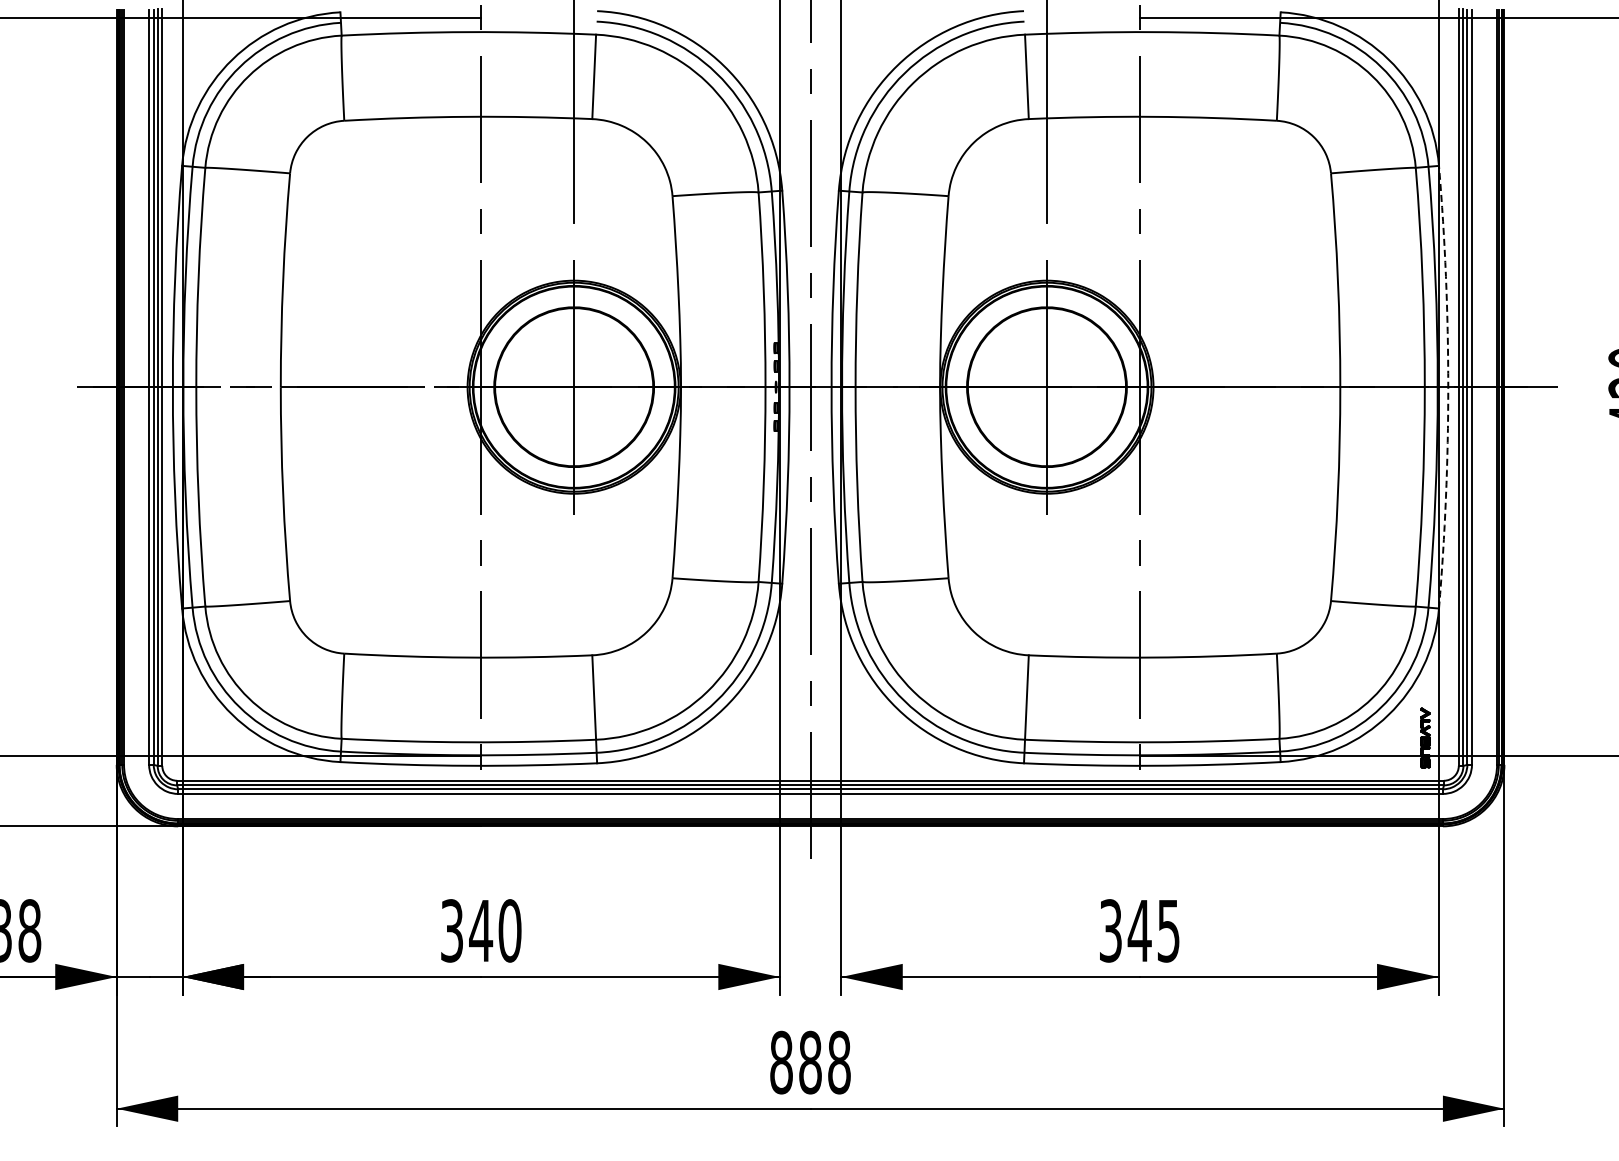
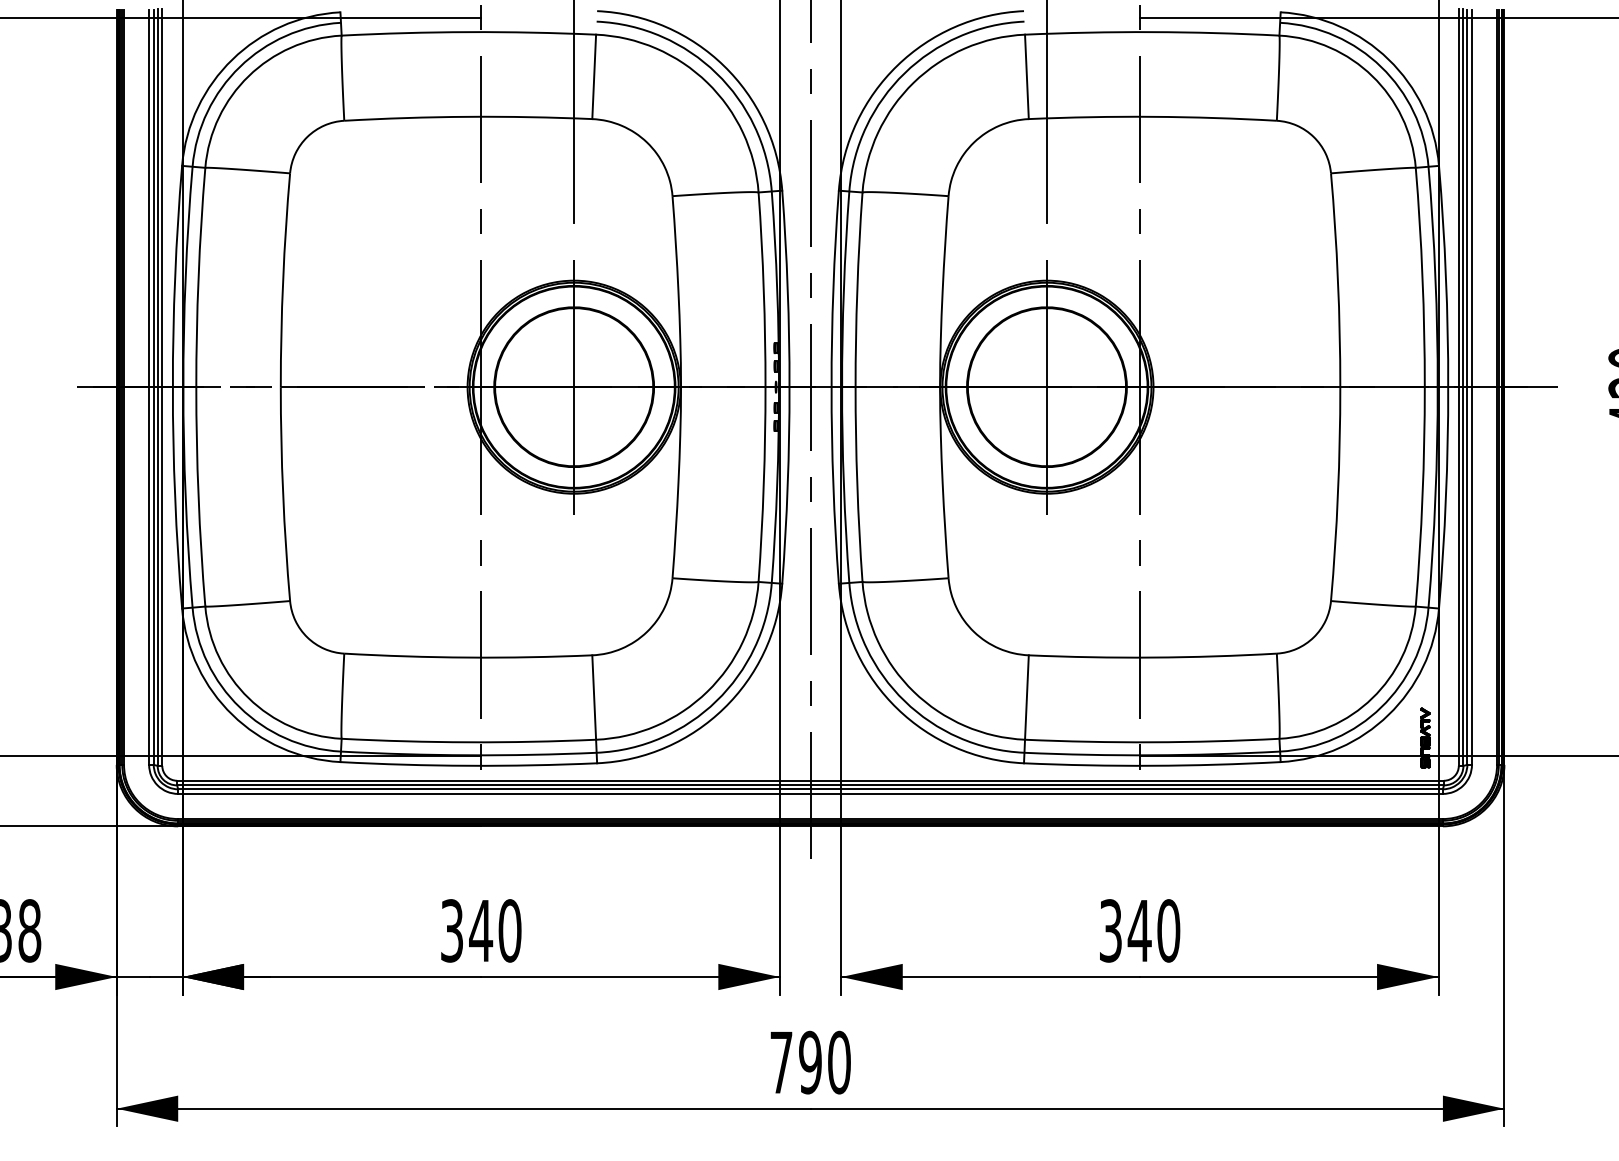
arc: dashed -> solid (1448, 387)
text: 345 -> 340 (1168, 930)
text: 888 -> 790 (810, 1062)
